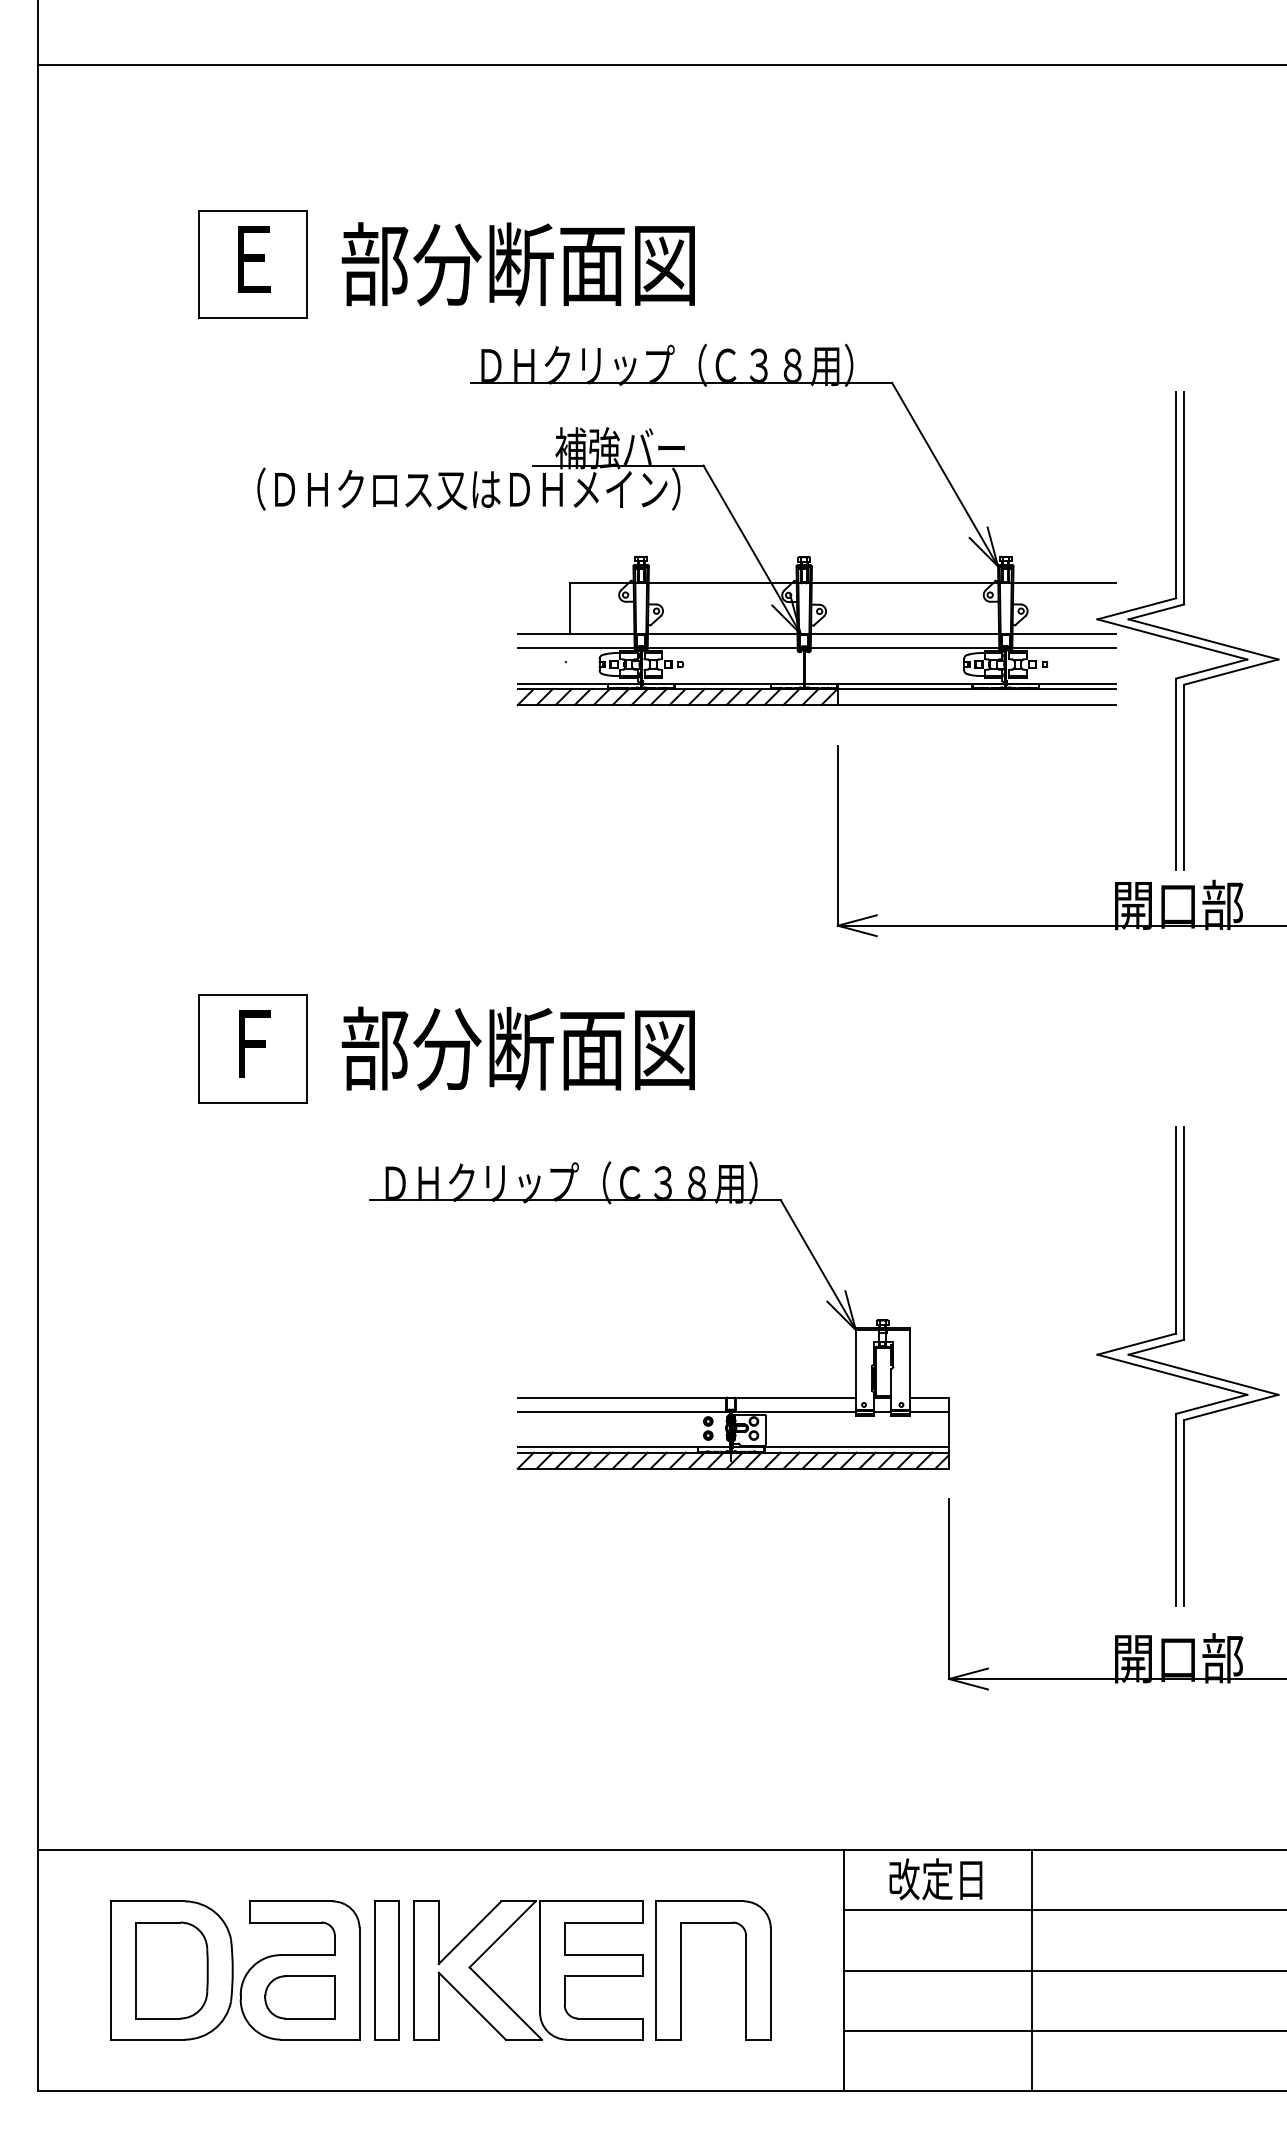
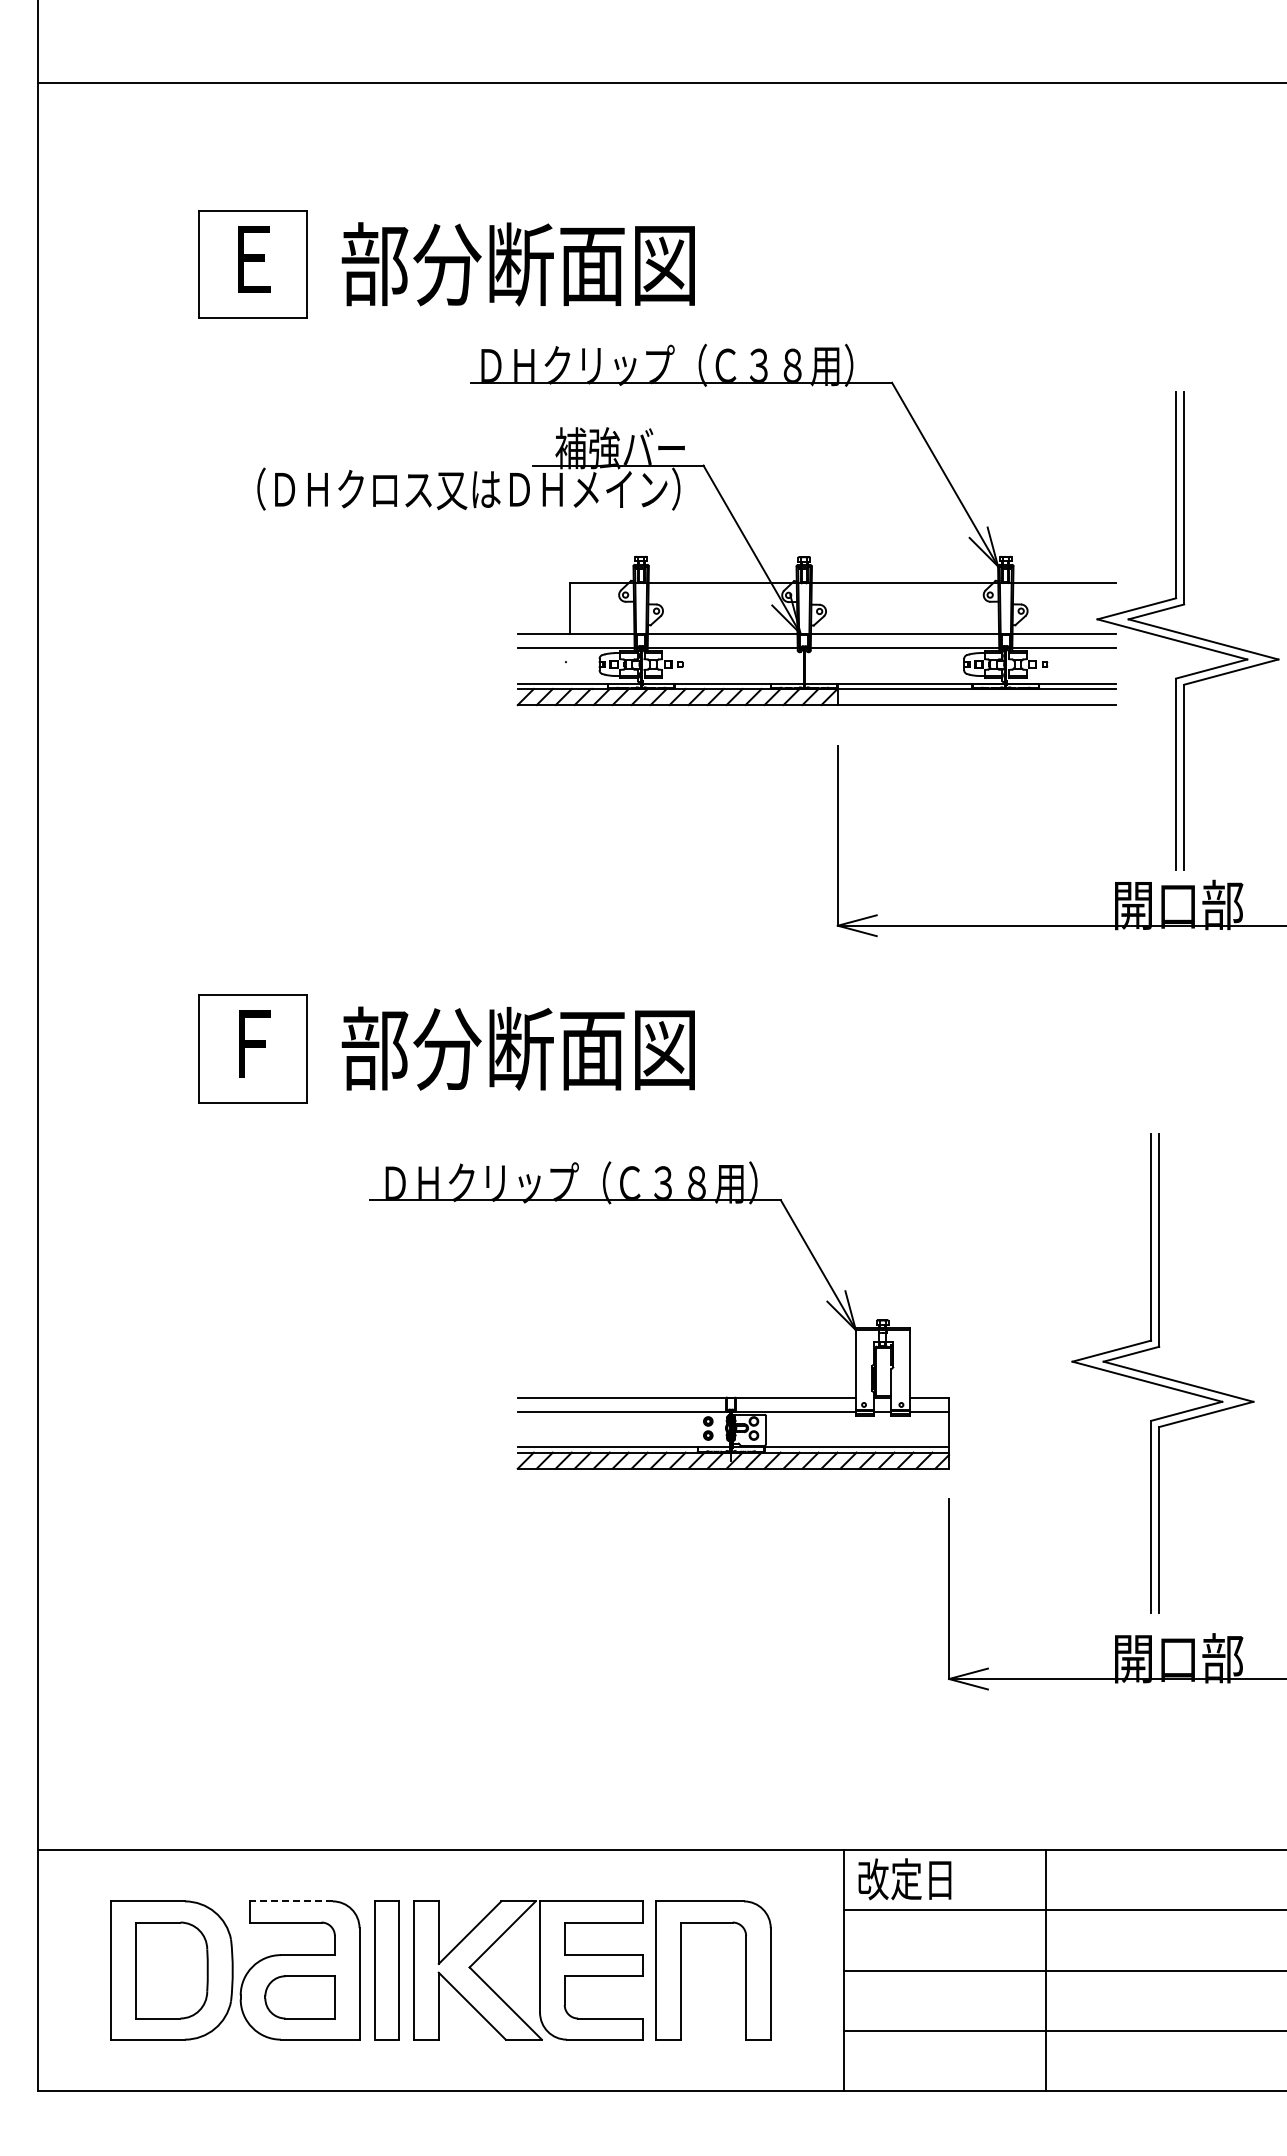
line position: (660, 64) -> (660, 82) (660, 82)
part position: (1187, 1366) -> (1162, 1373) (1162, 1373)
text position: (935, 1879) -> (904, 1879) (904, 1879)
line: solid -> dashed (291, 1901)
line position: (1031, 1970) -> (1045, 1970) (1045, 1970)
